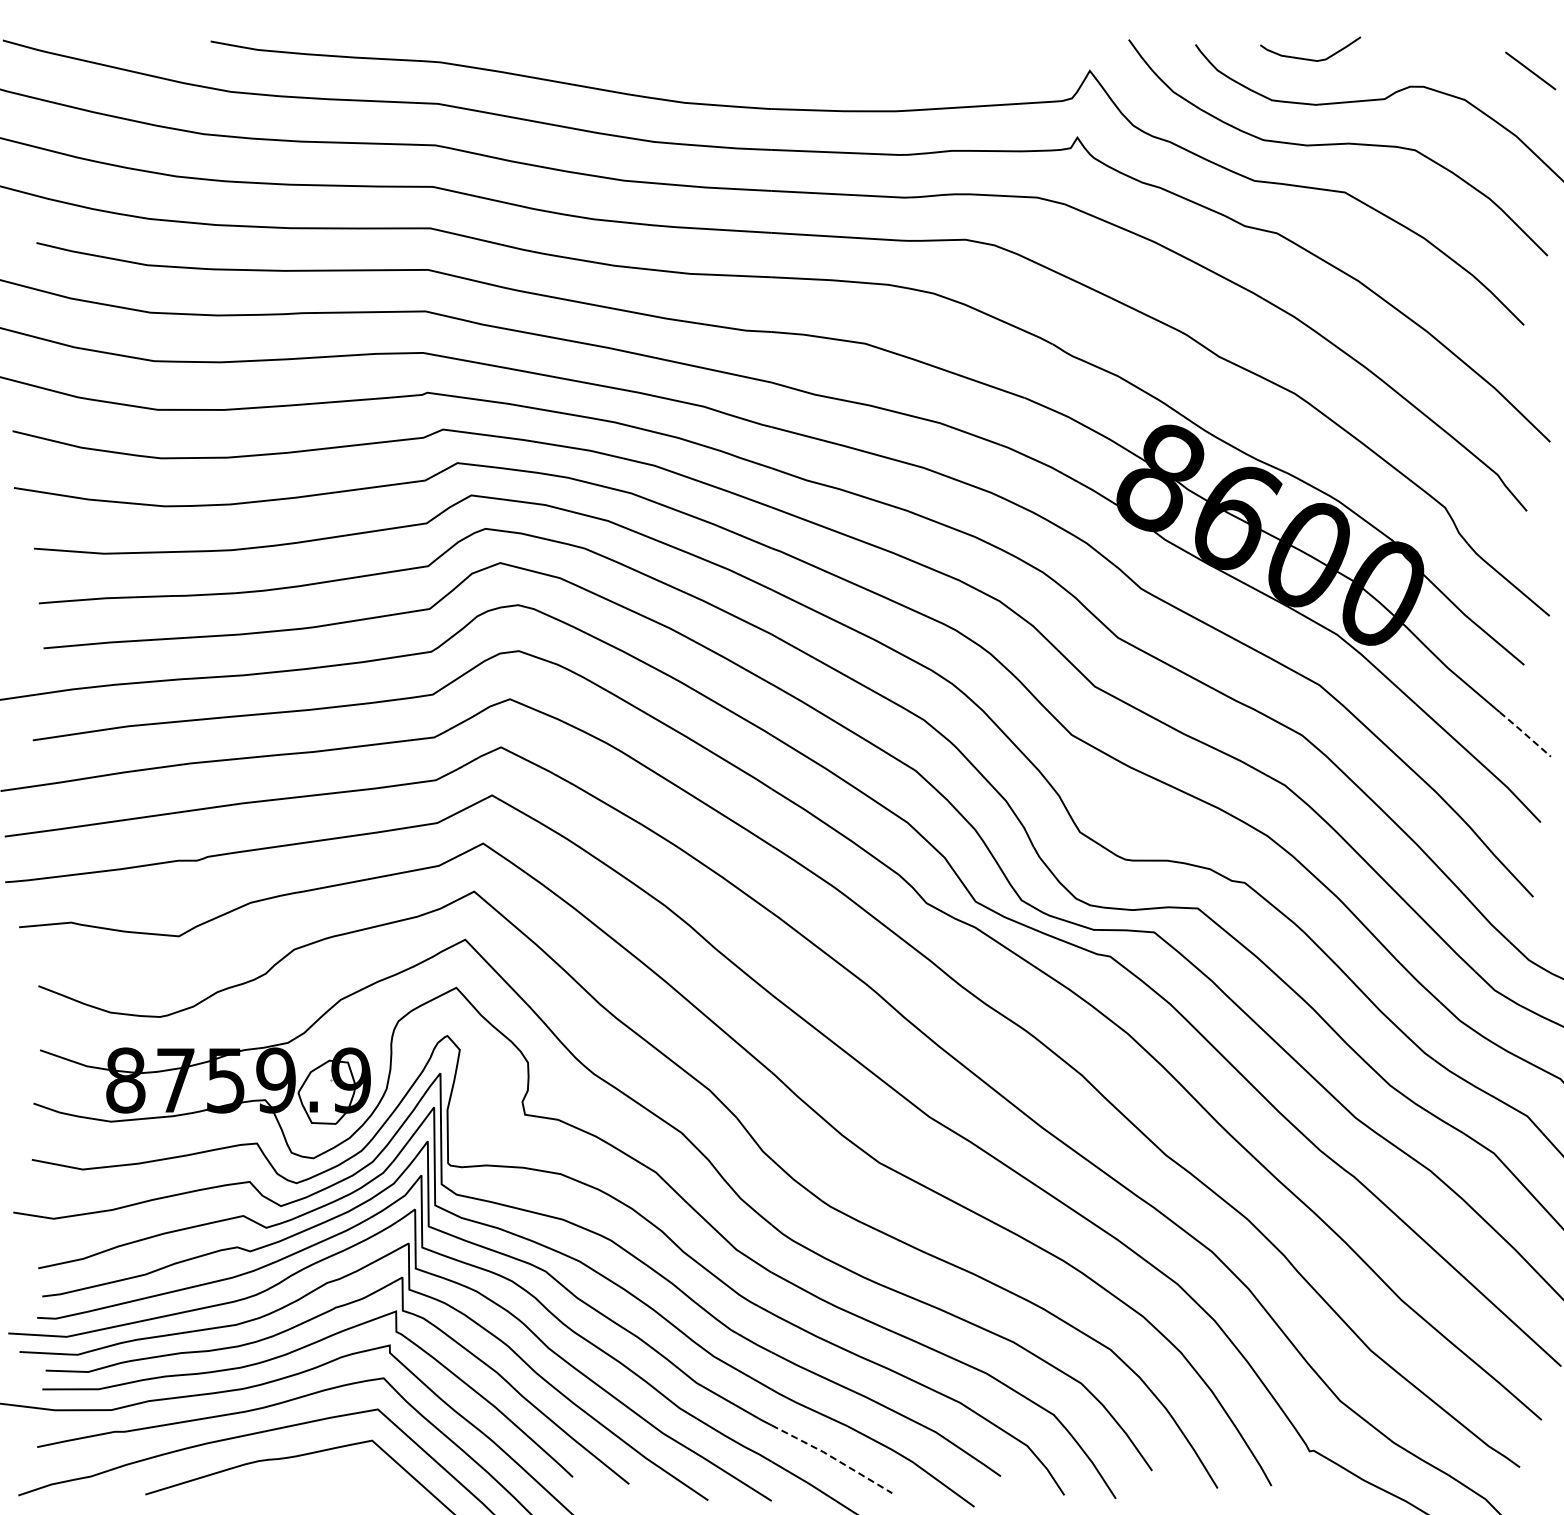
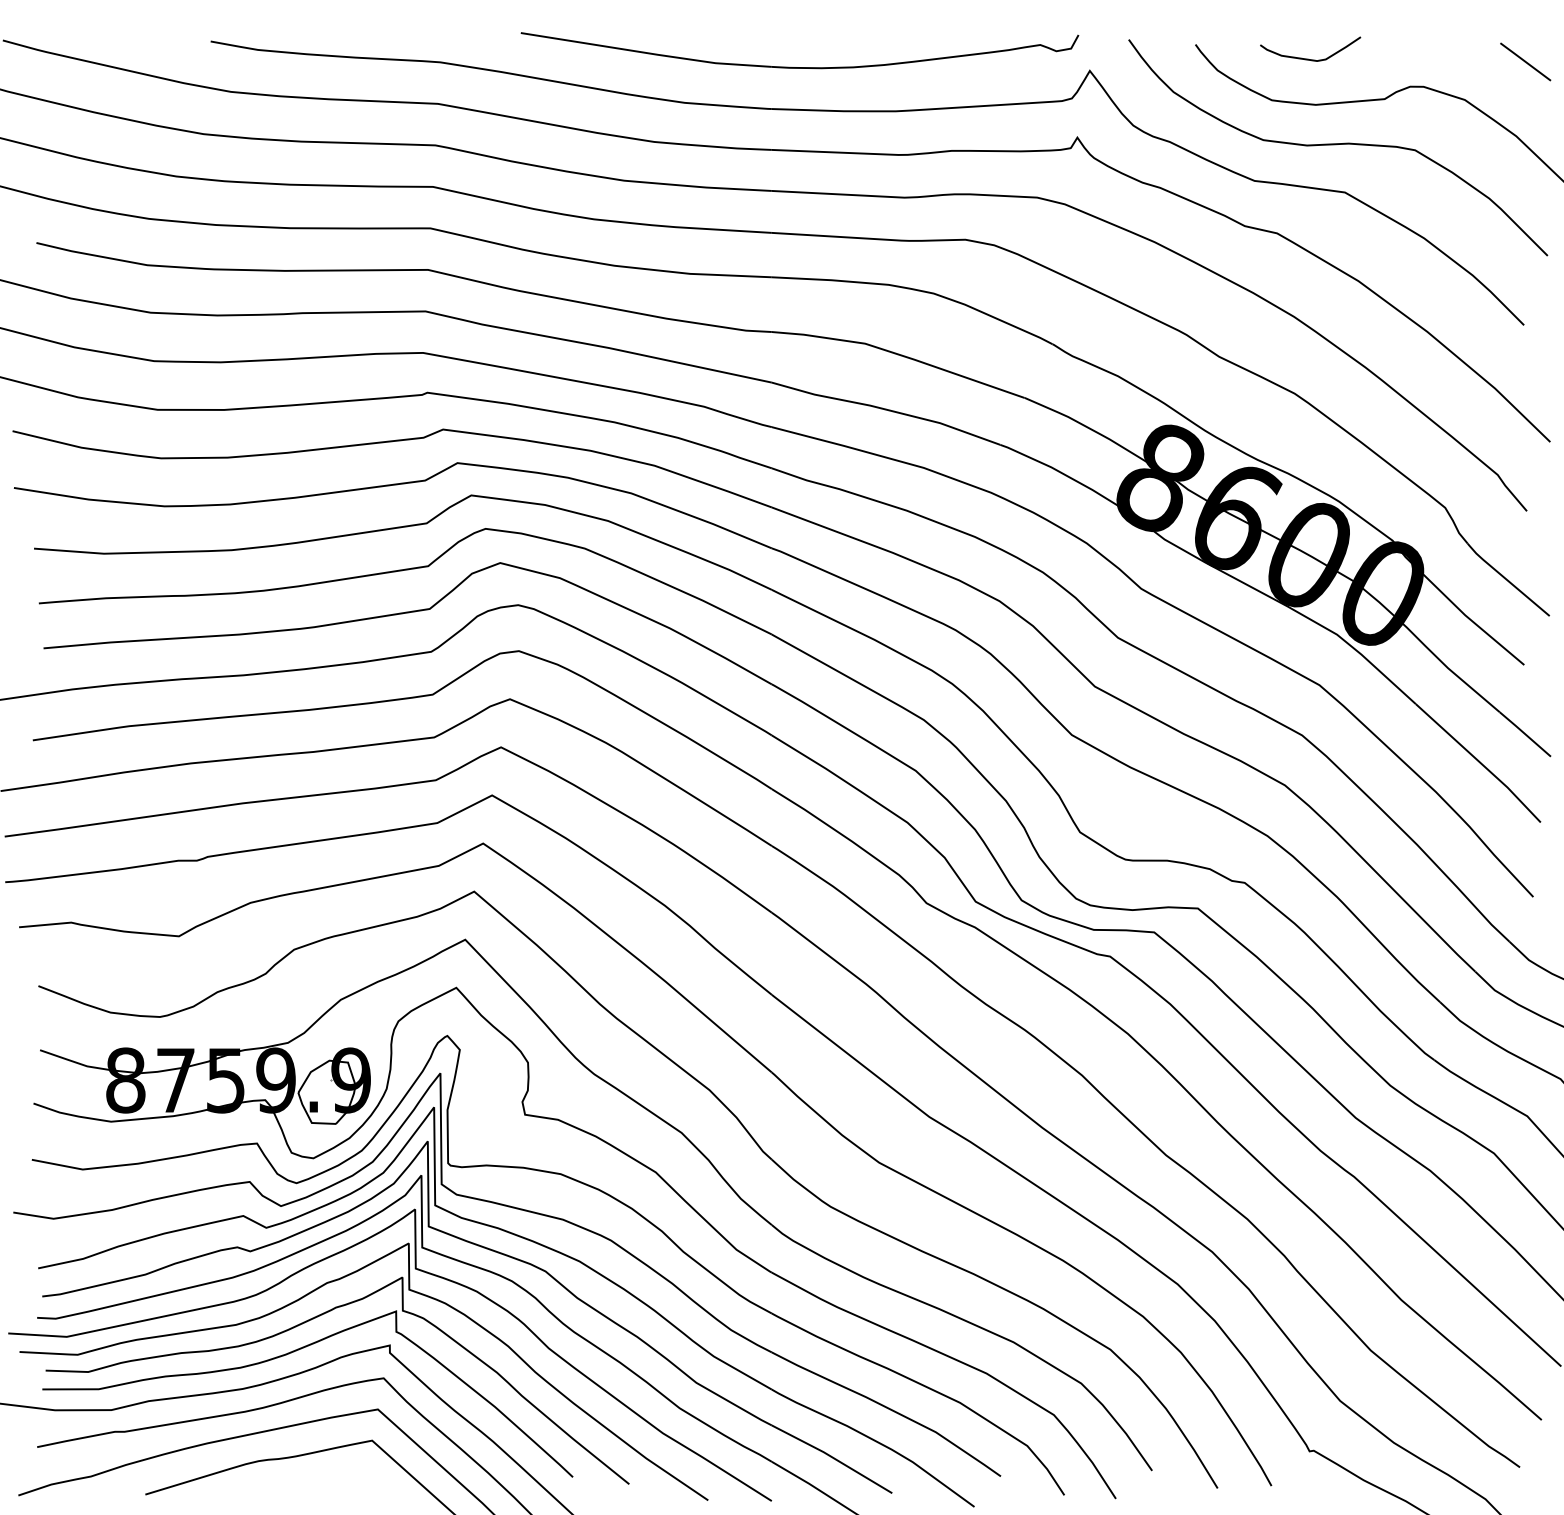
part: none -> present (799, 67)
line position: (1530, 70) -> (1525, 61) (1525, 61)
line: dashed -> solid (1525, 734)
line: dashed -> solid (832, 1457)
